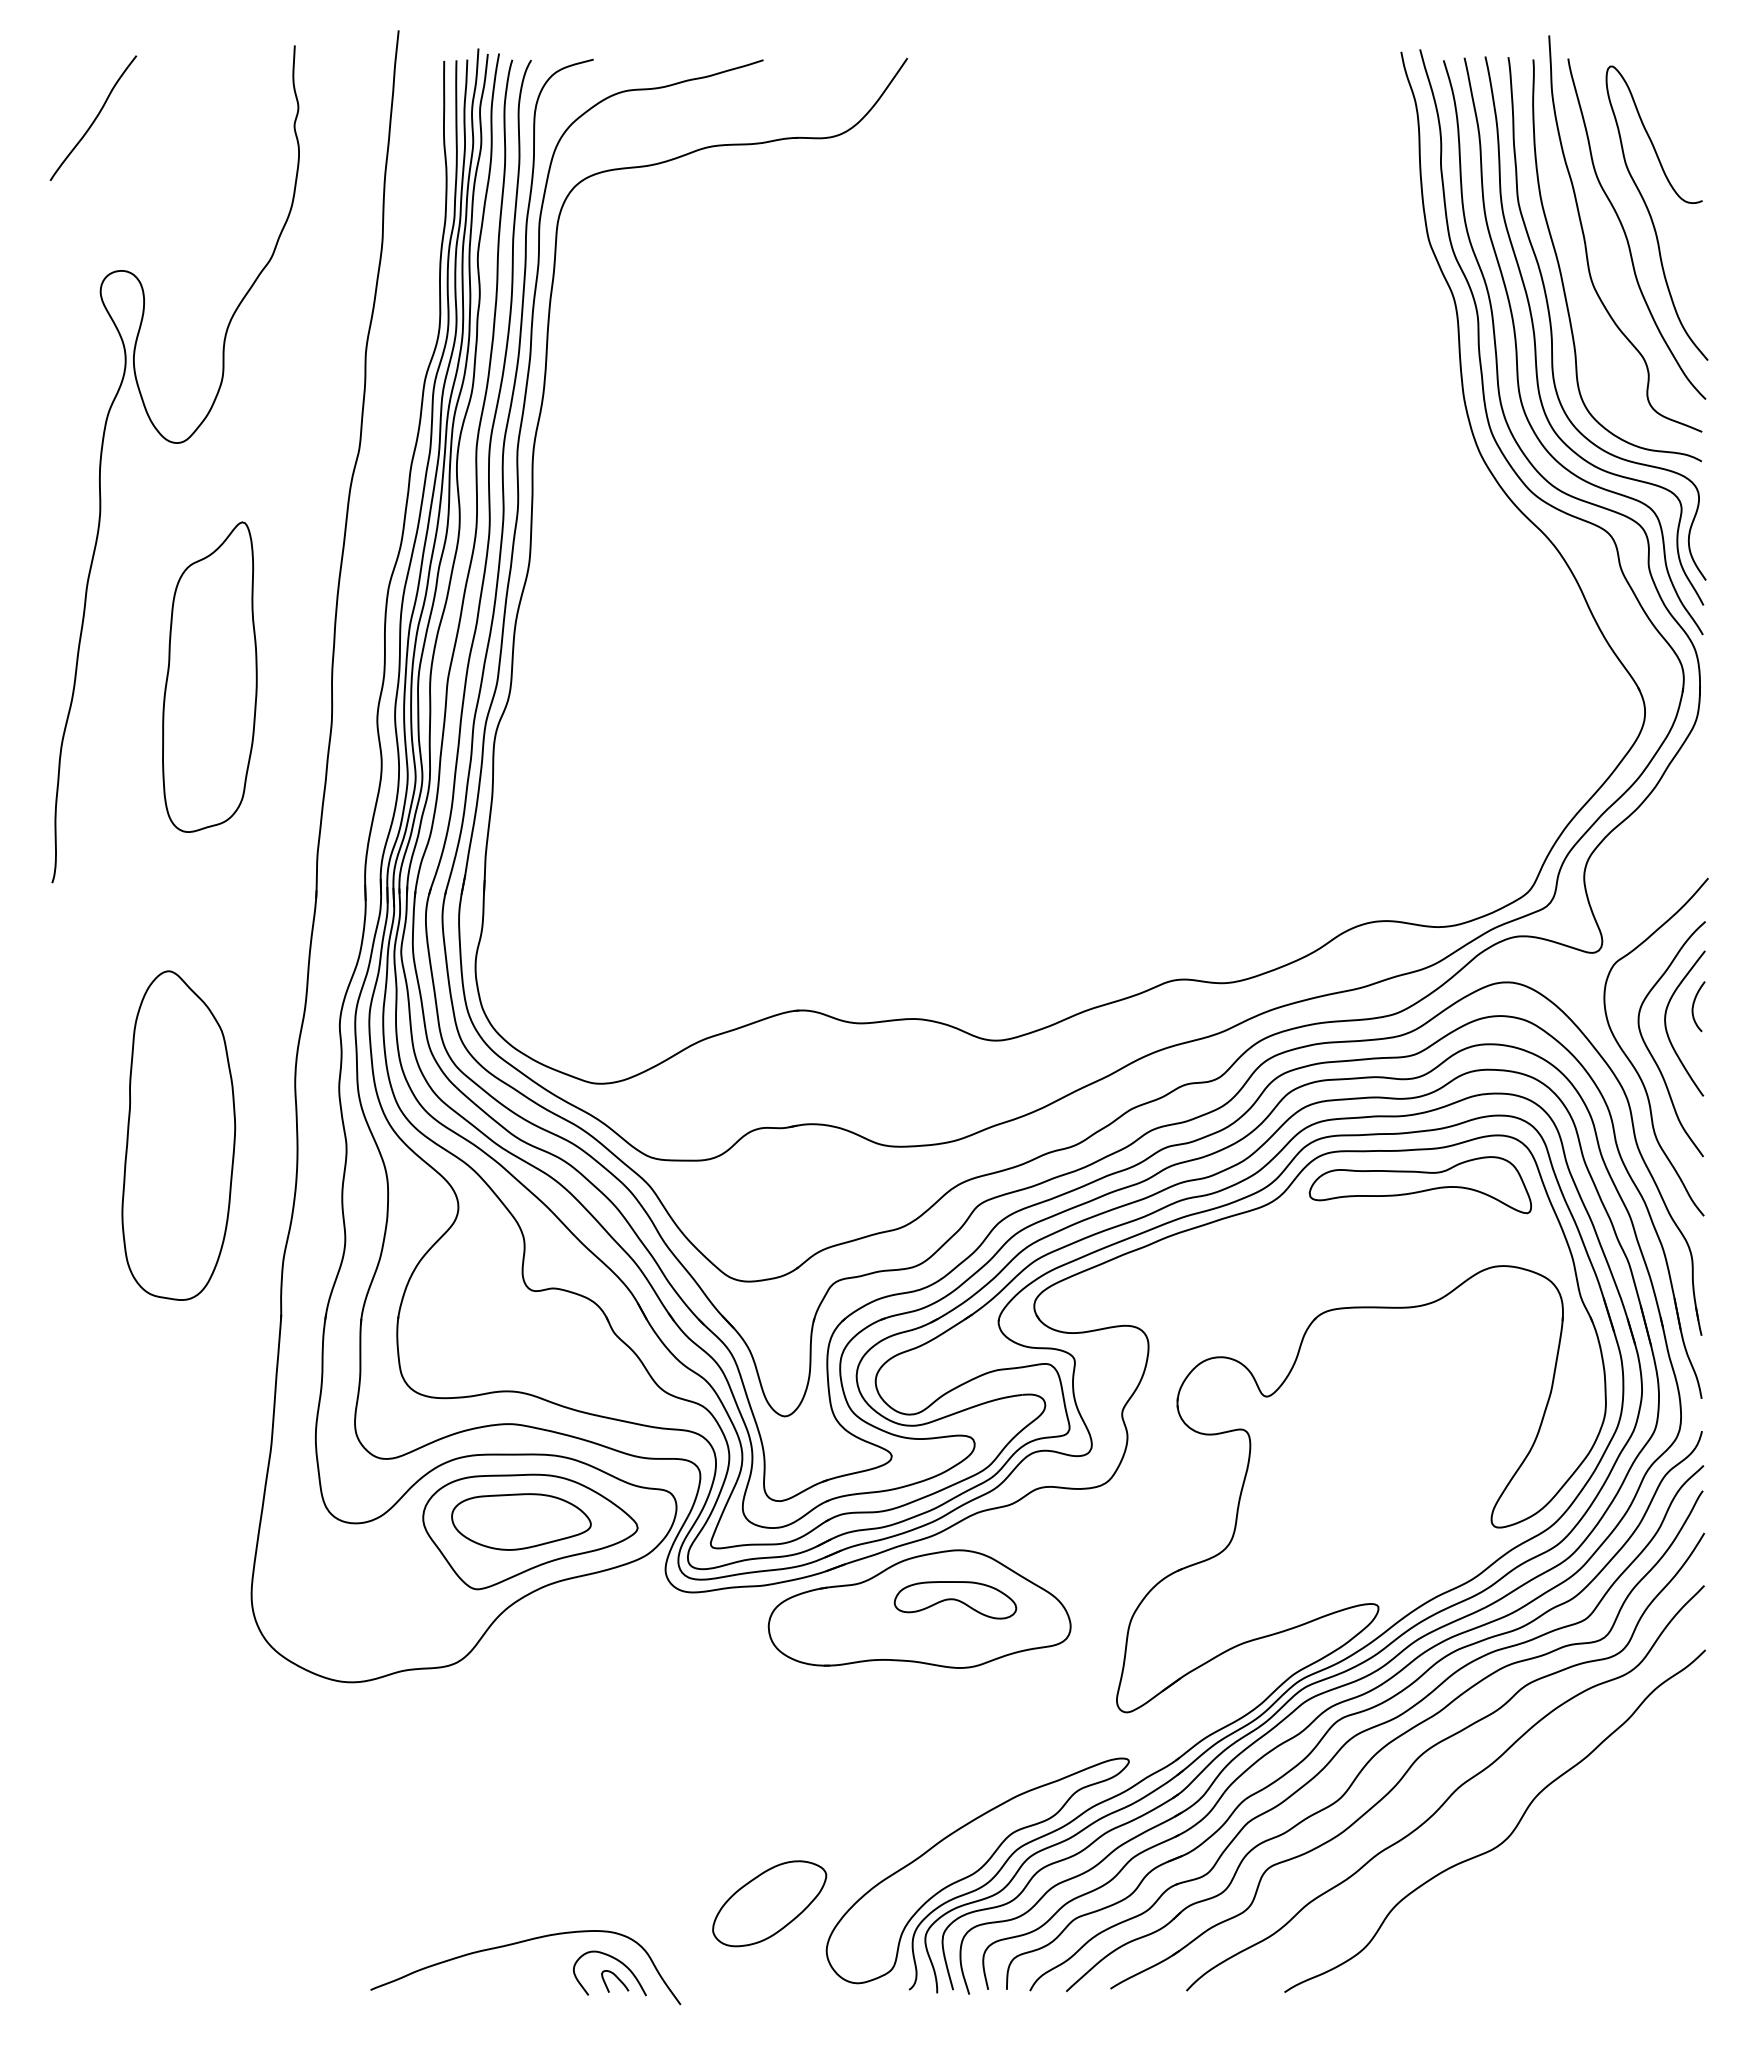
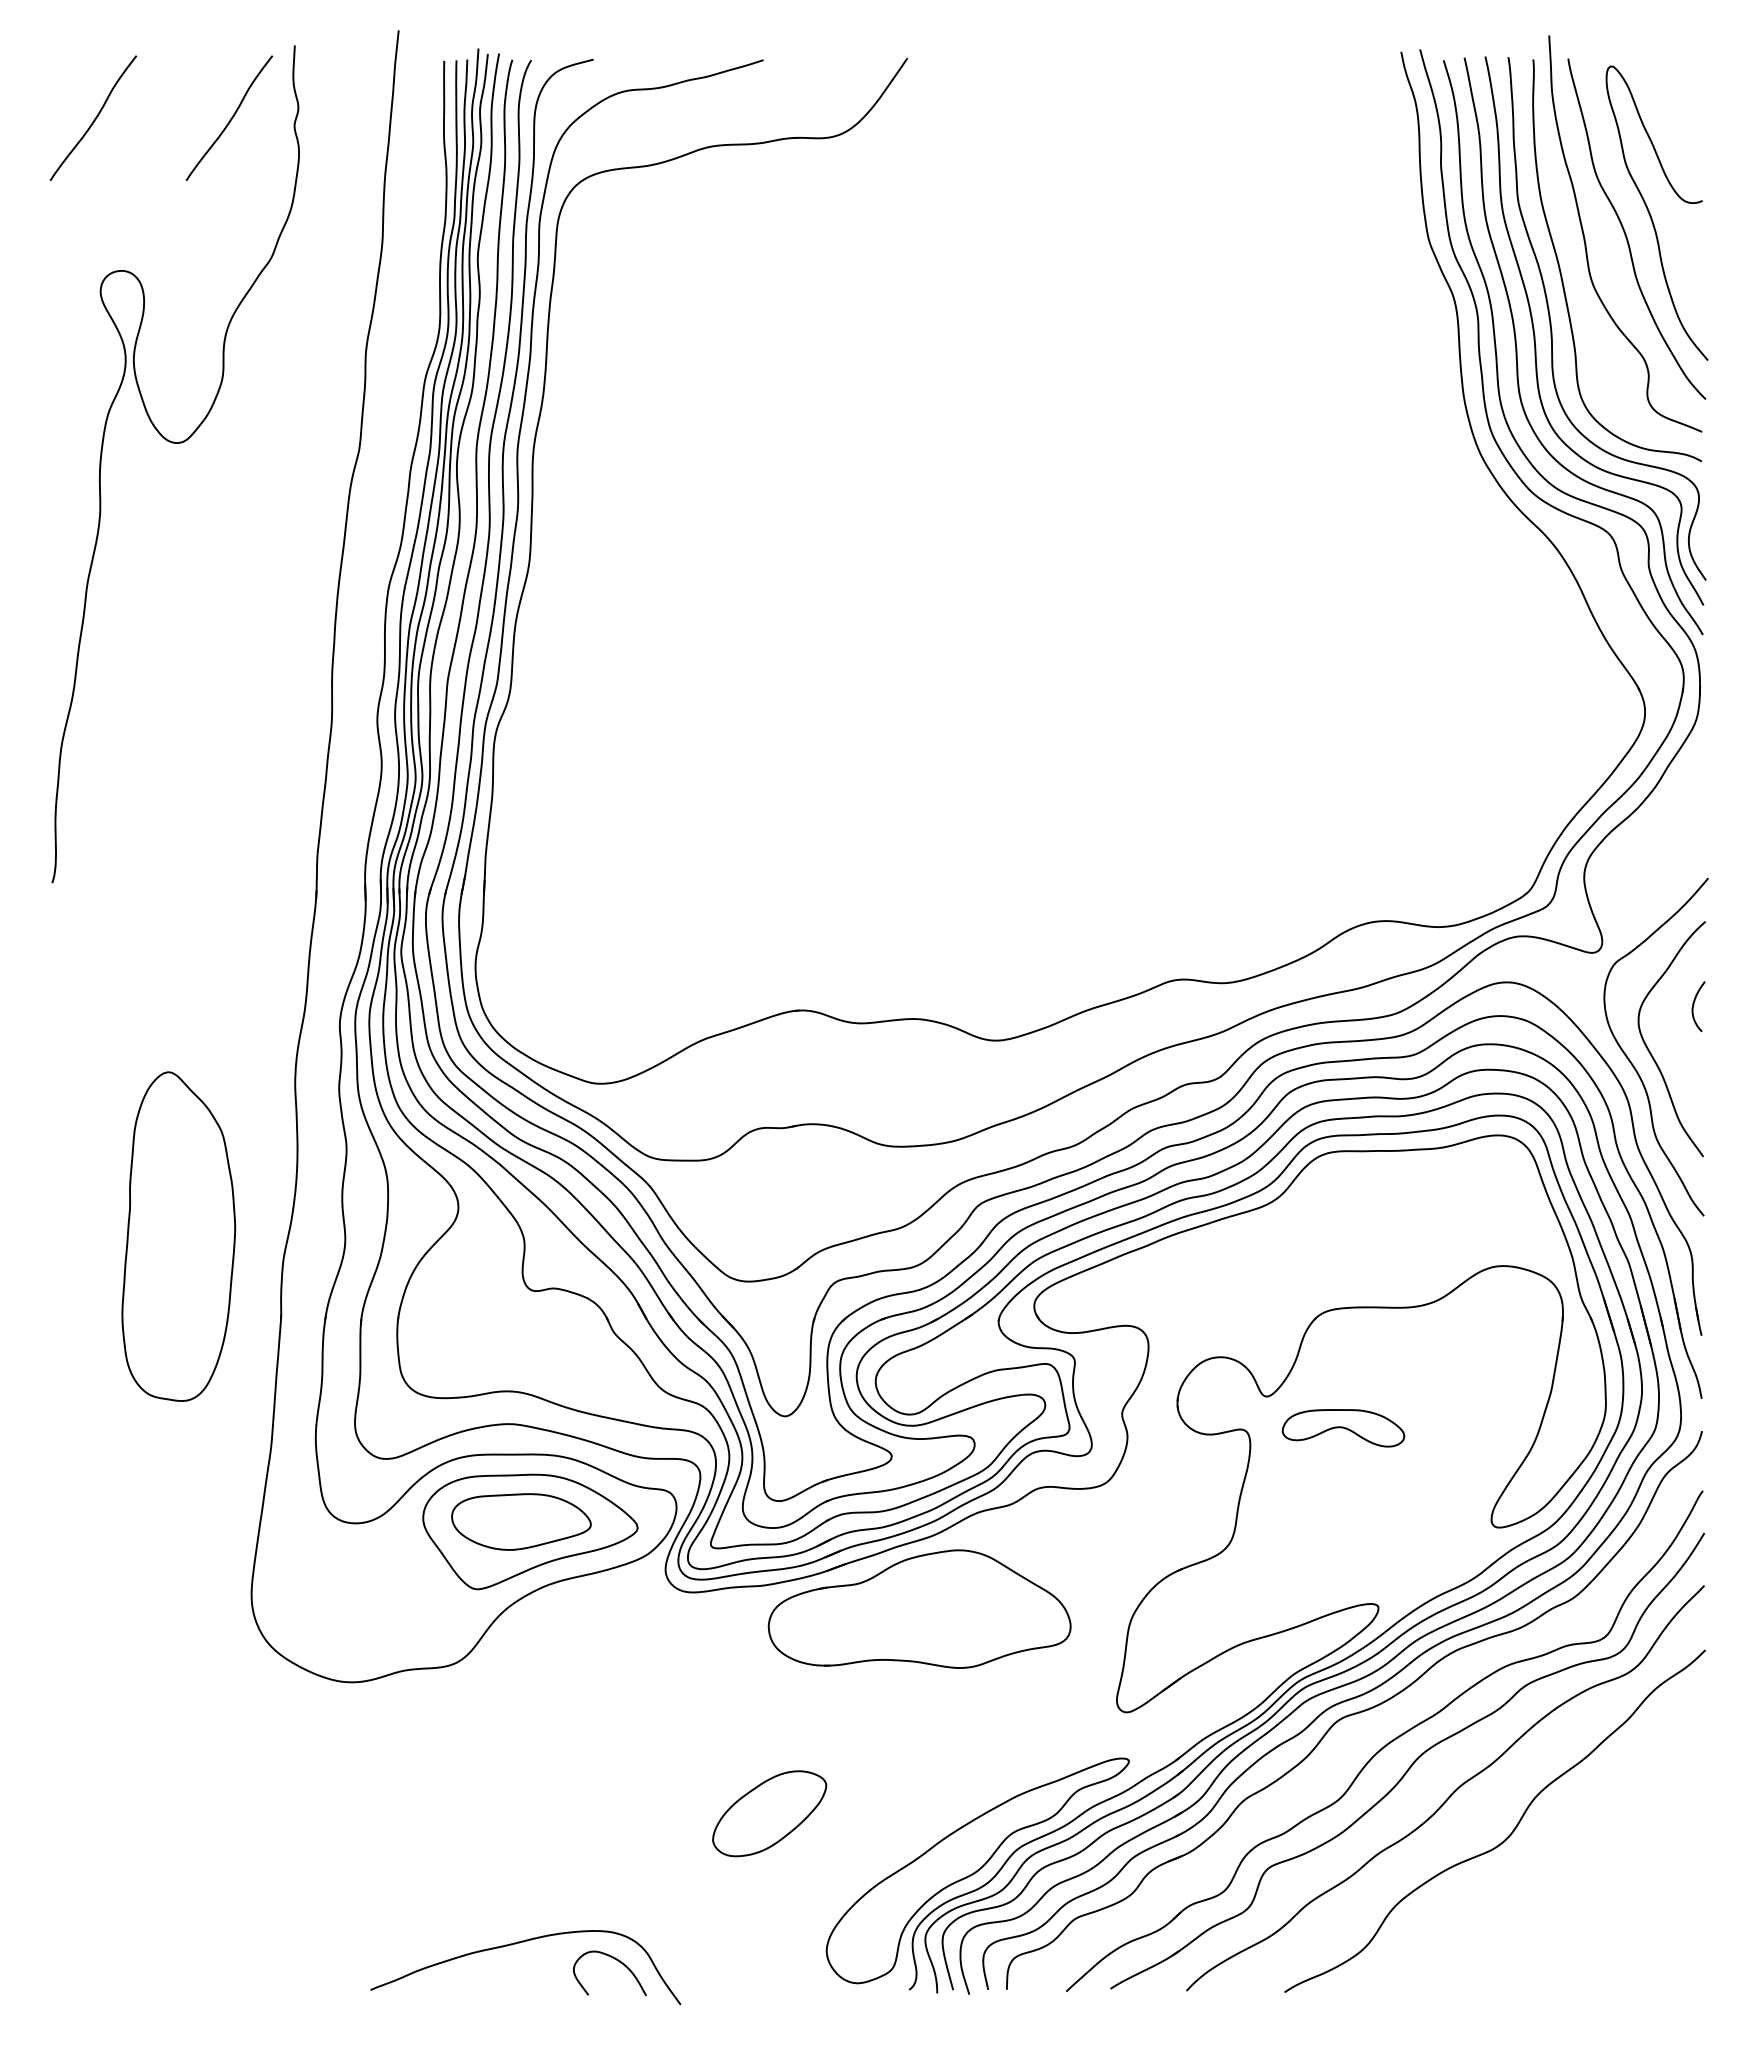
curve: none -> present (230, 118)
part: present -> none (209, 676)
curve: present -> none (1666, 1023)
part position: (178, 1135) -> (178, 1236) (178, 1236)
part: present -> none (1420, 1185)
part position: (955, 1600) -> (1343, 1428) (1343, 1428)
part: present -> none (1366, 1728)
part position: (769, 1903) -> (769, 1813) (769, 1813)
curve: present -> none (617, 1979)
